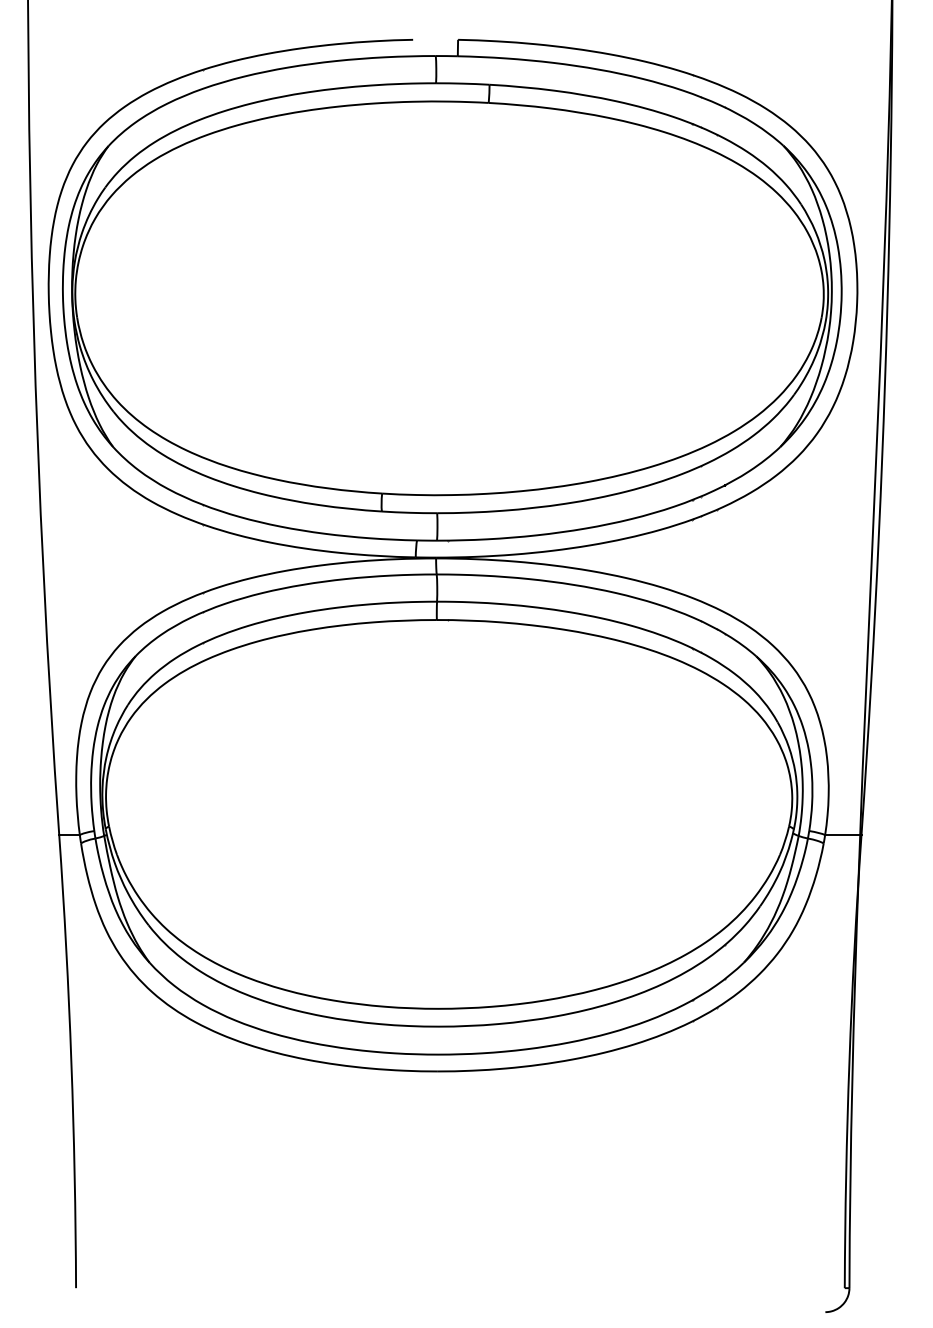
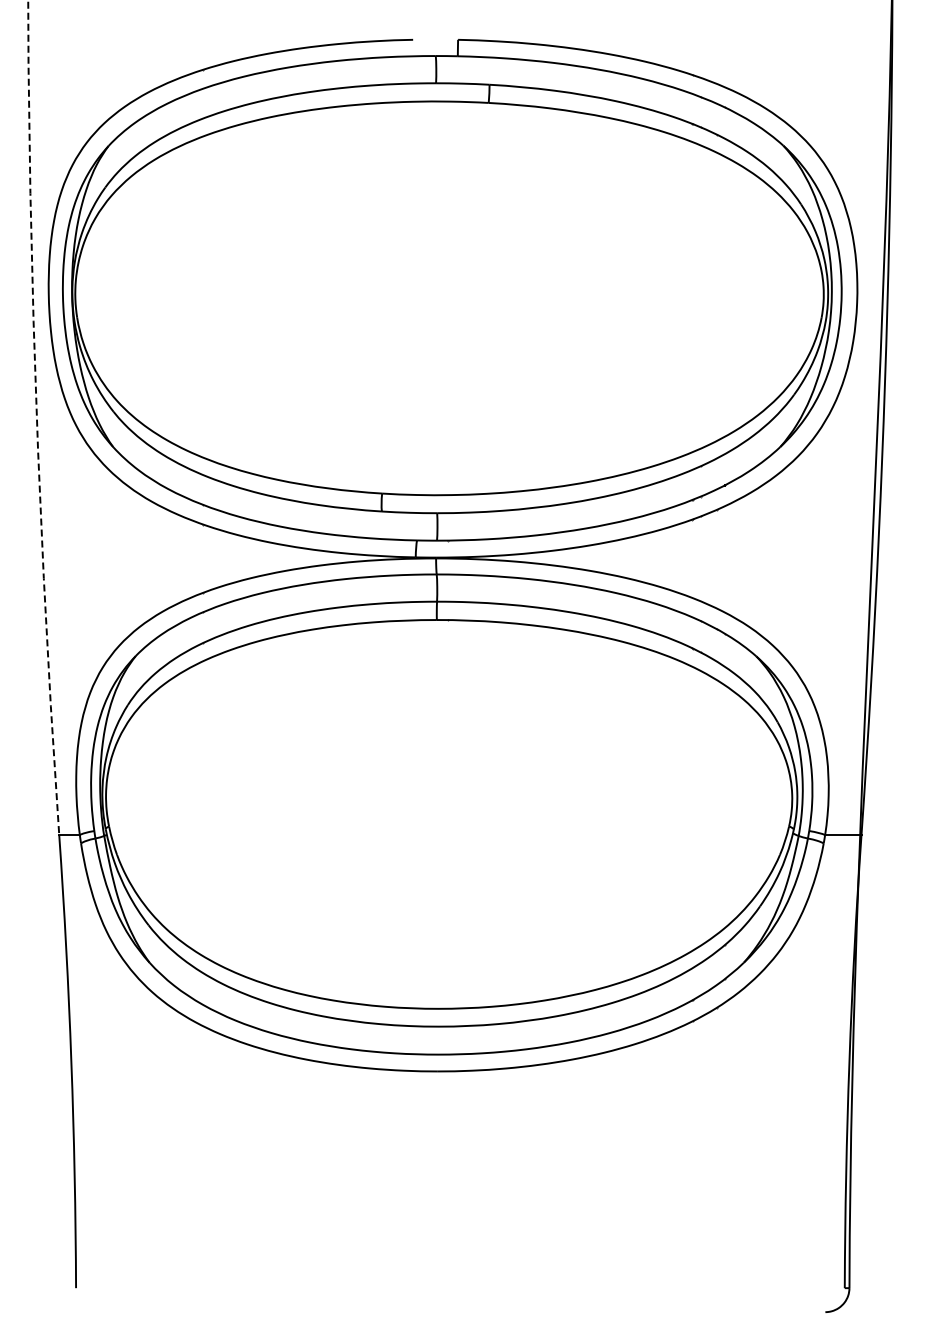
arc: solid -> dashed (36, 417)
